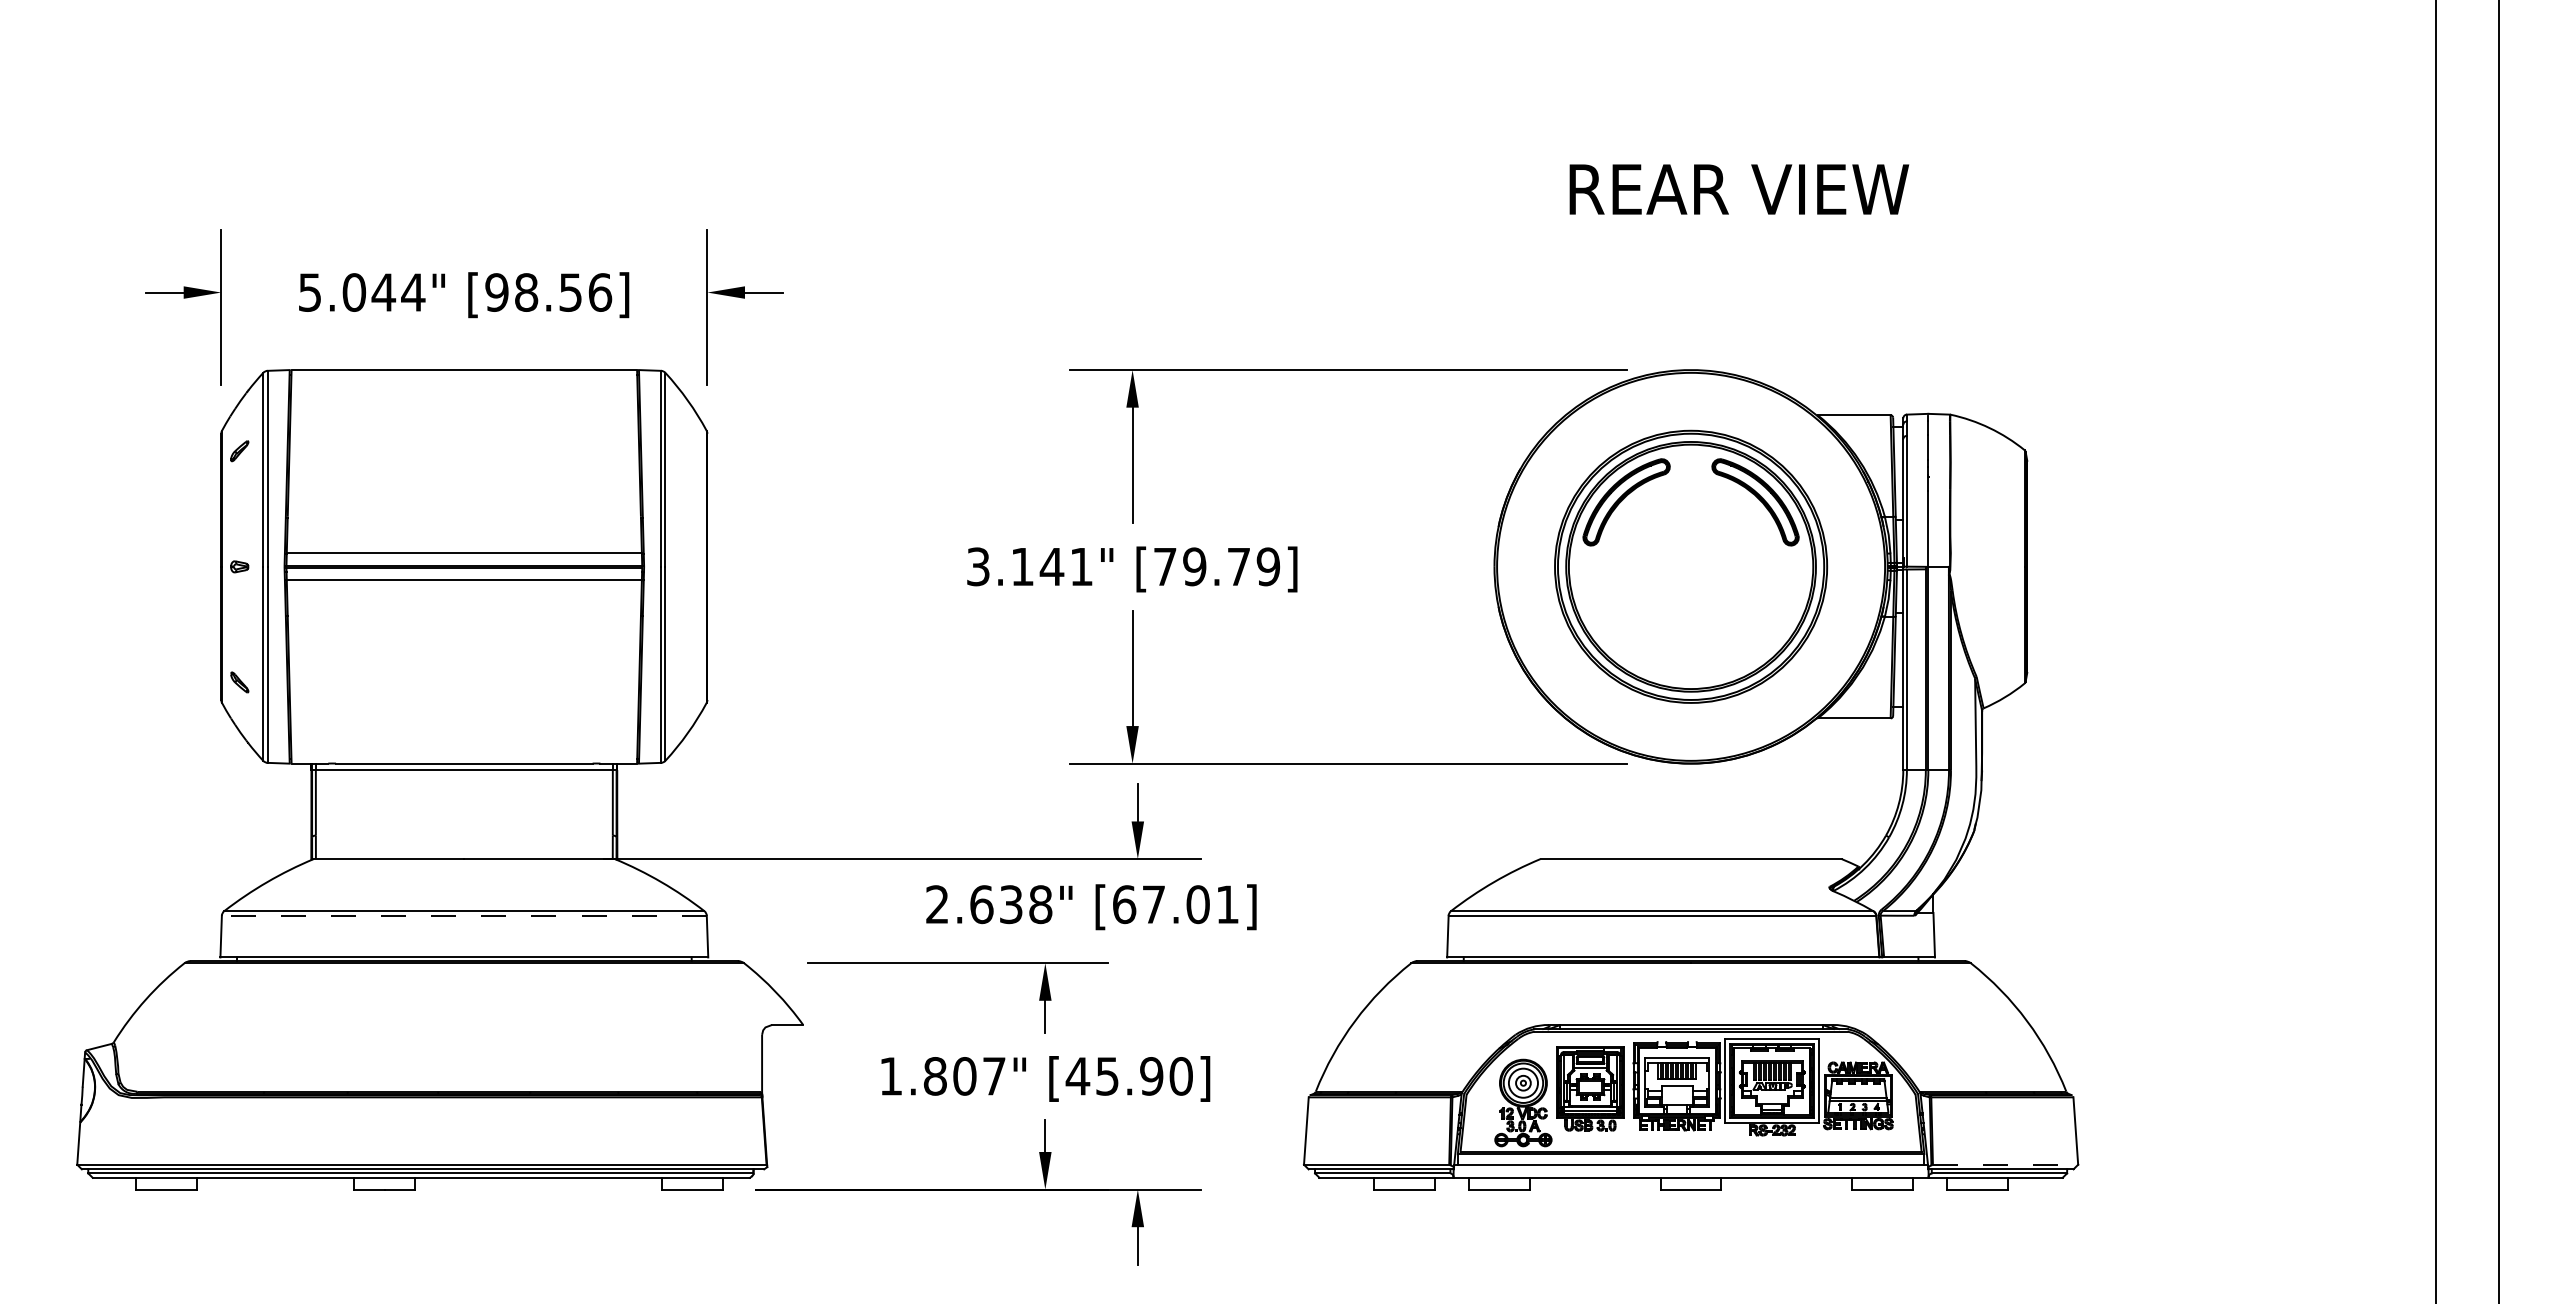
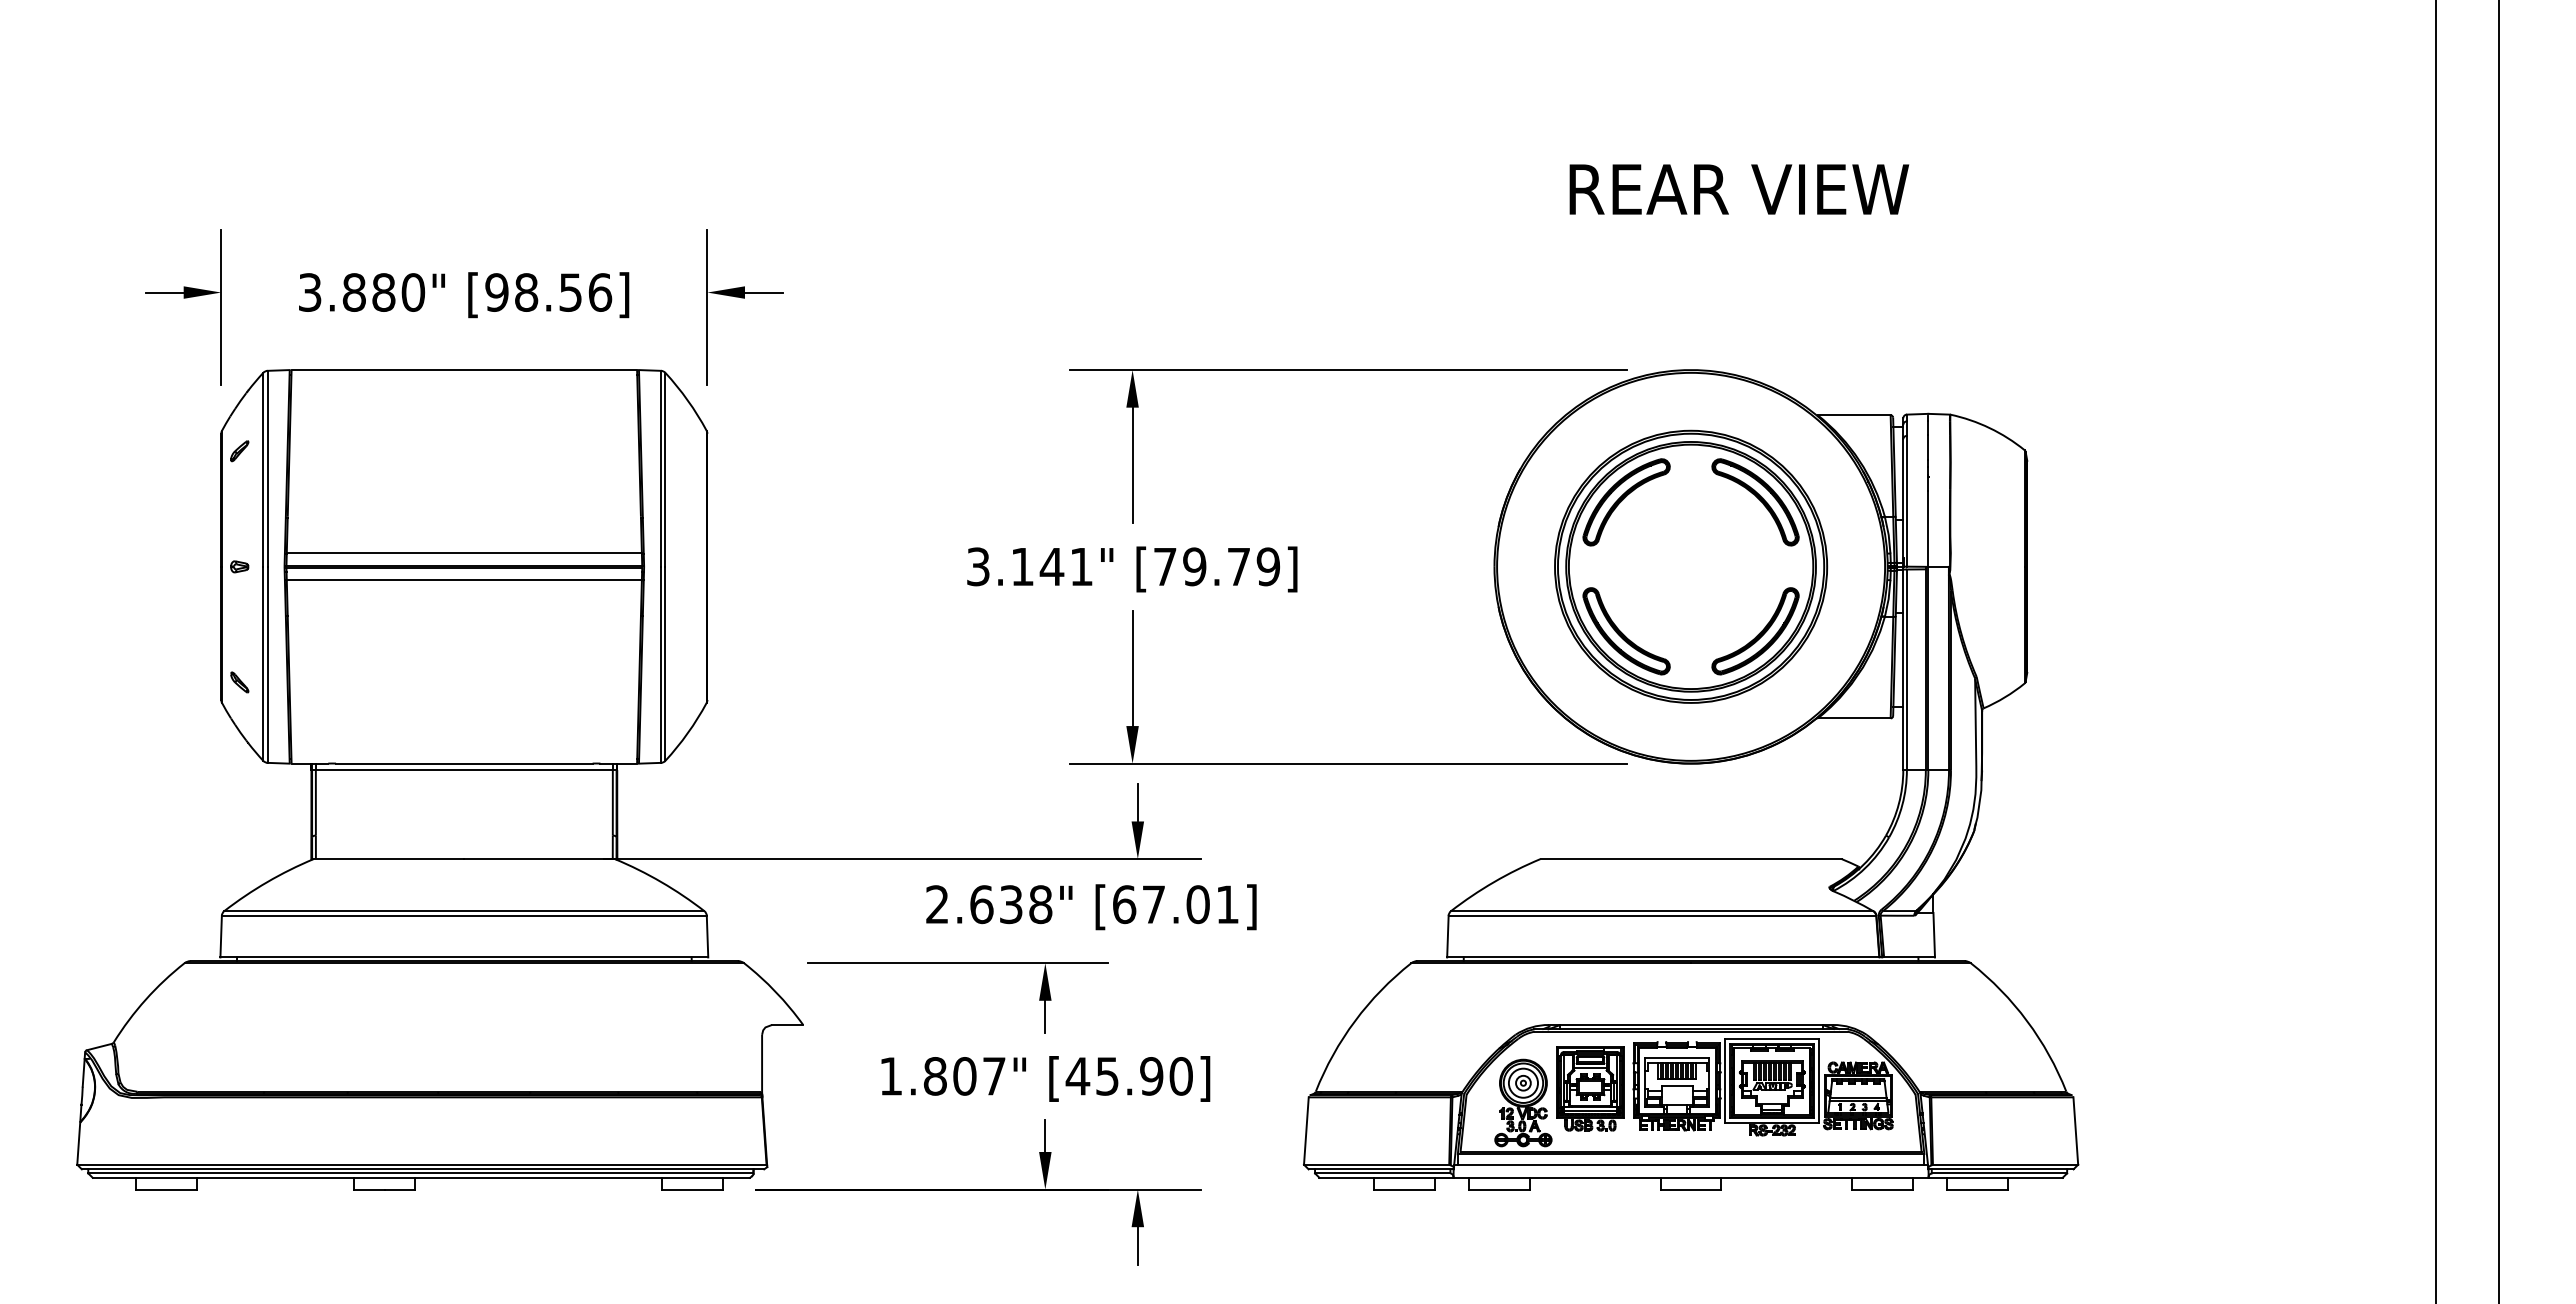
text: 5.044" -> 3.880" (362, 292)
part: none -> present (1626, 631)
part: none -> present (1755, 631)
line: dashed -> solid (463, 915)
line: dashed -> solid (2005, 1164)
